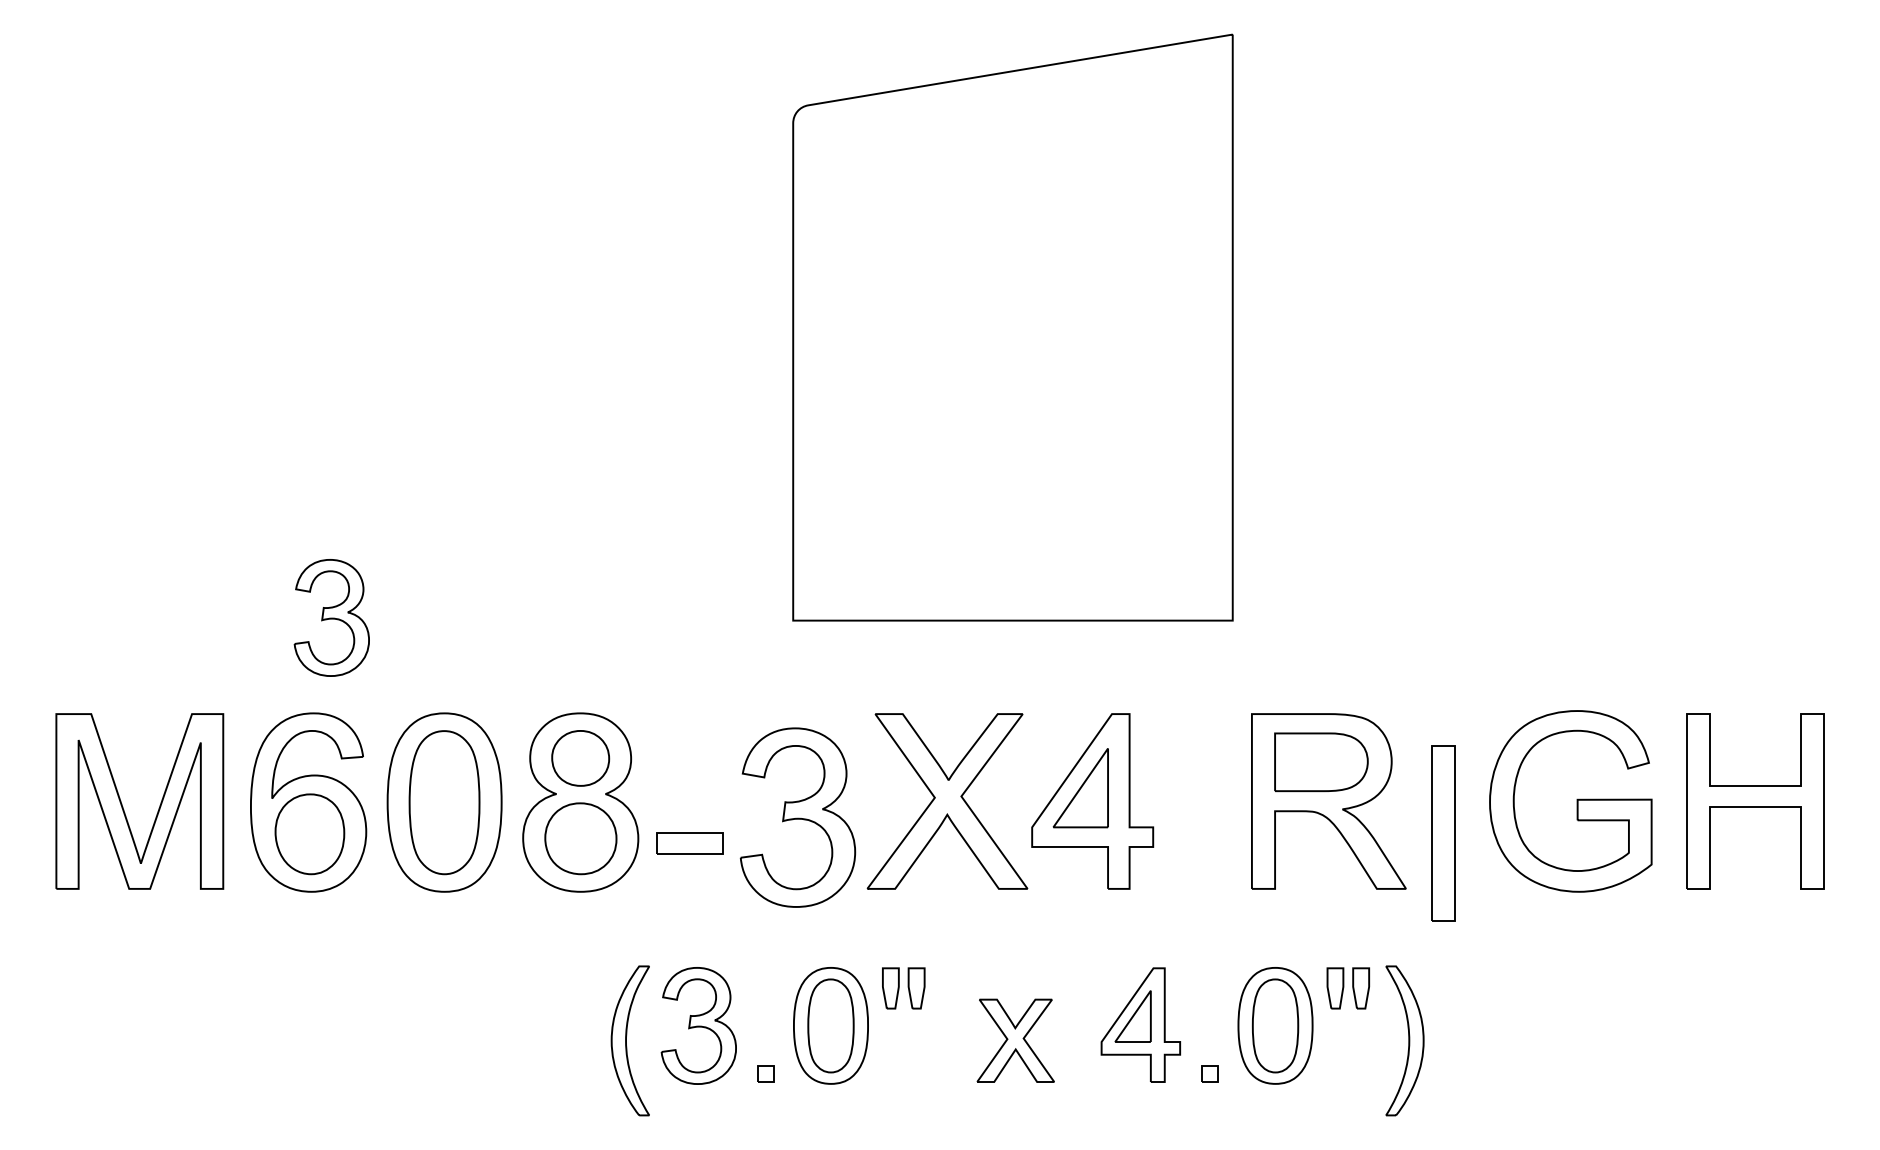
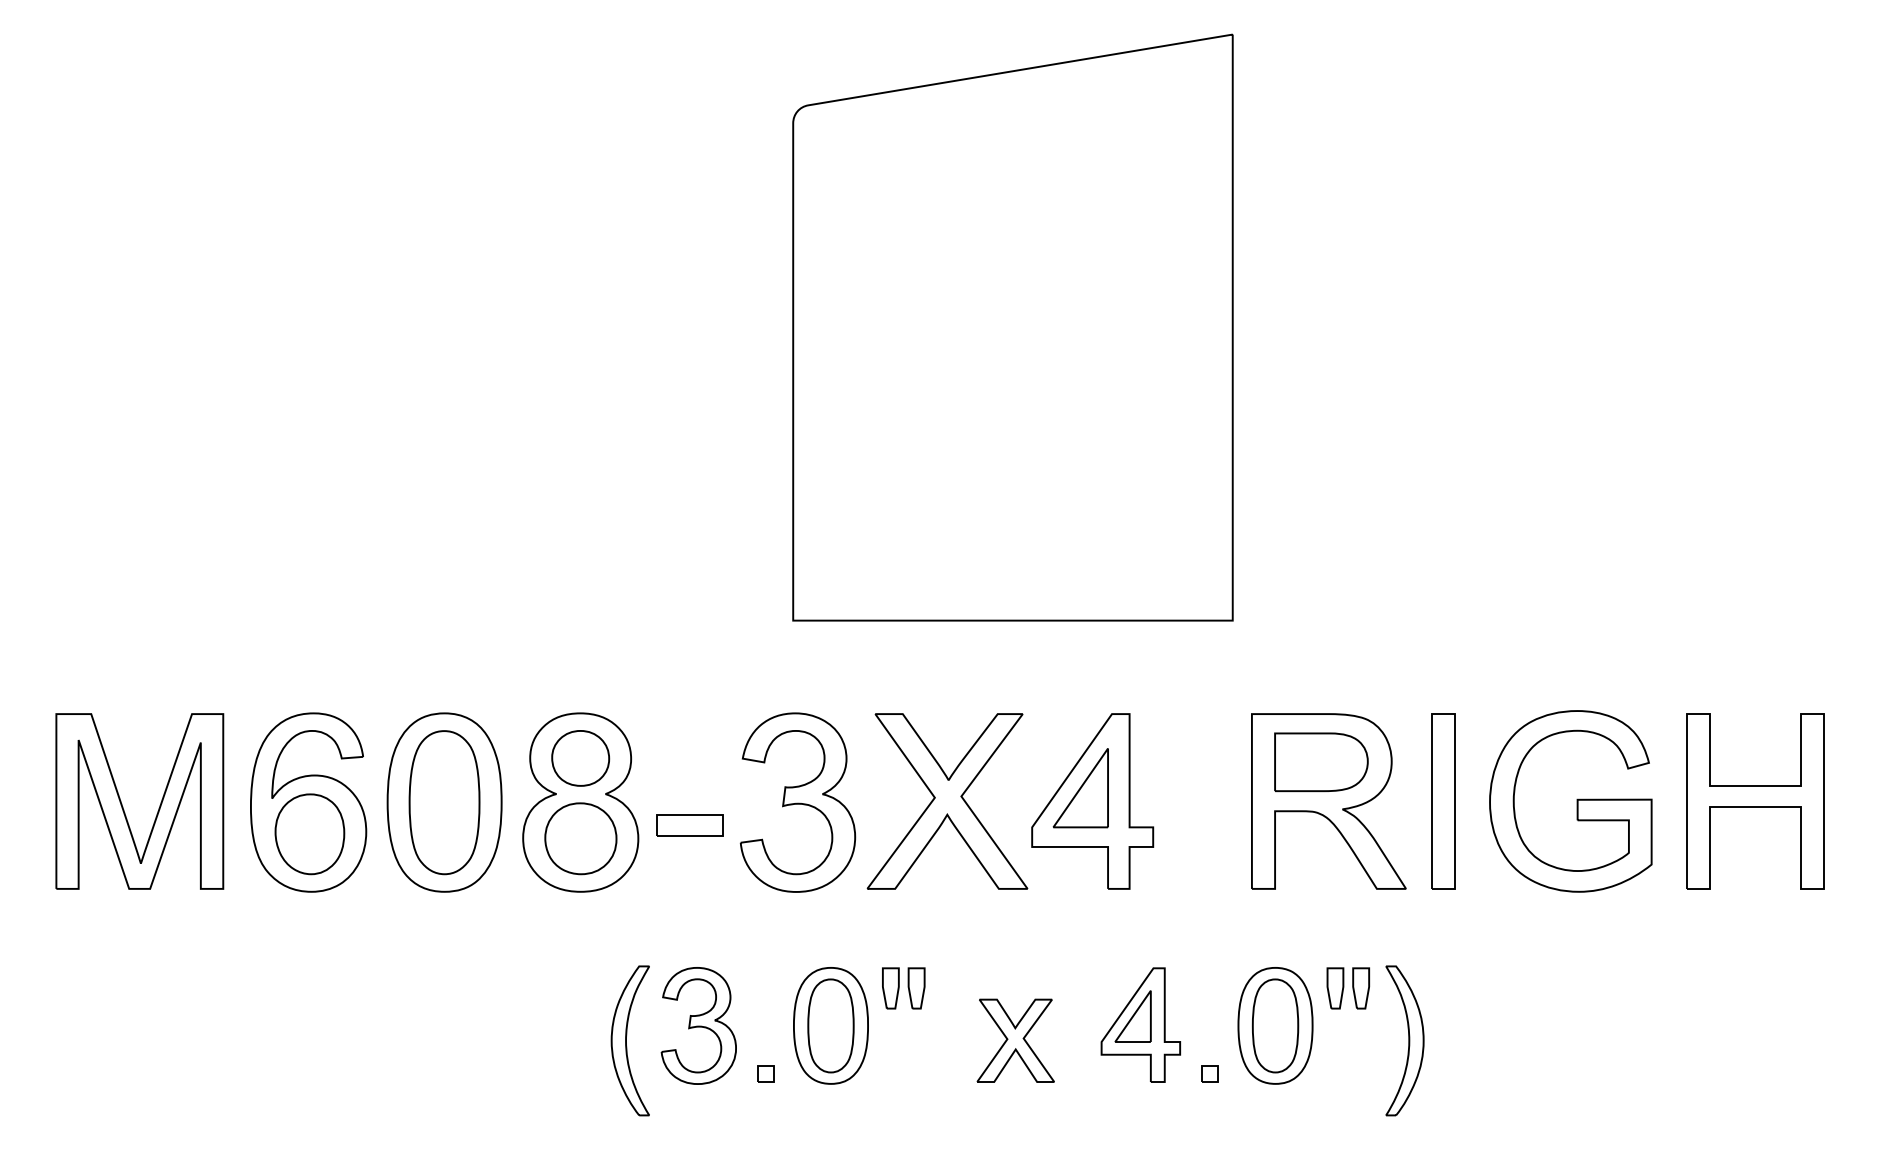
part: present -> none (331, 617)
part position: (797, 817) -> (797, 802) (797, 802)
part position: (1443, 833) -> (1443, 801) (1443, 801)
part position: (689, 843) -> (689, 825) (689, 825)
